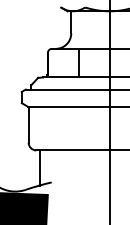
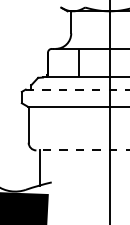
line: solid -> dashed (77, 89)
line: solid -> dashed (83, 150)
